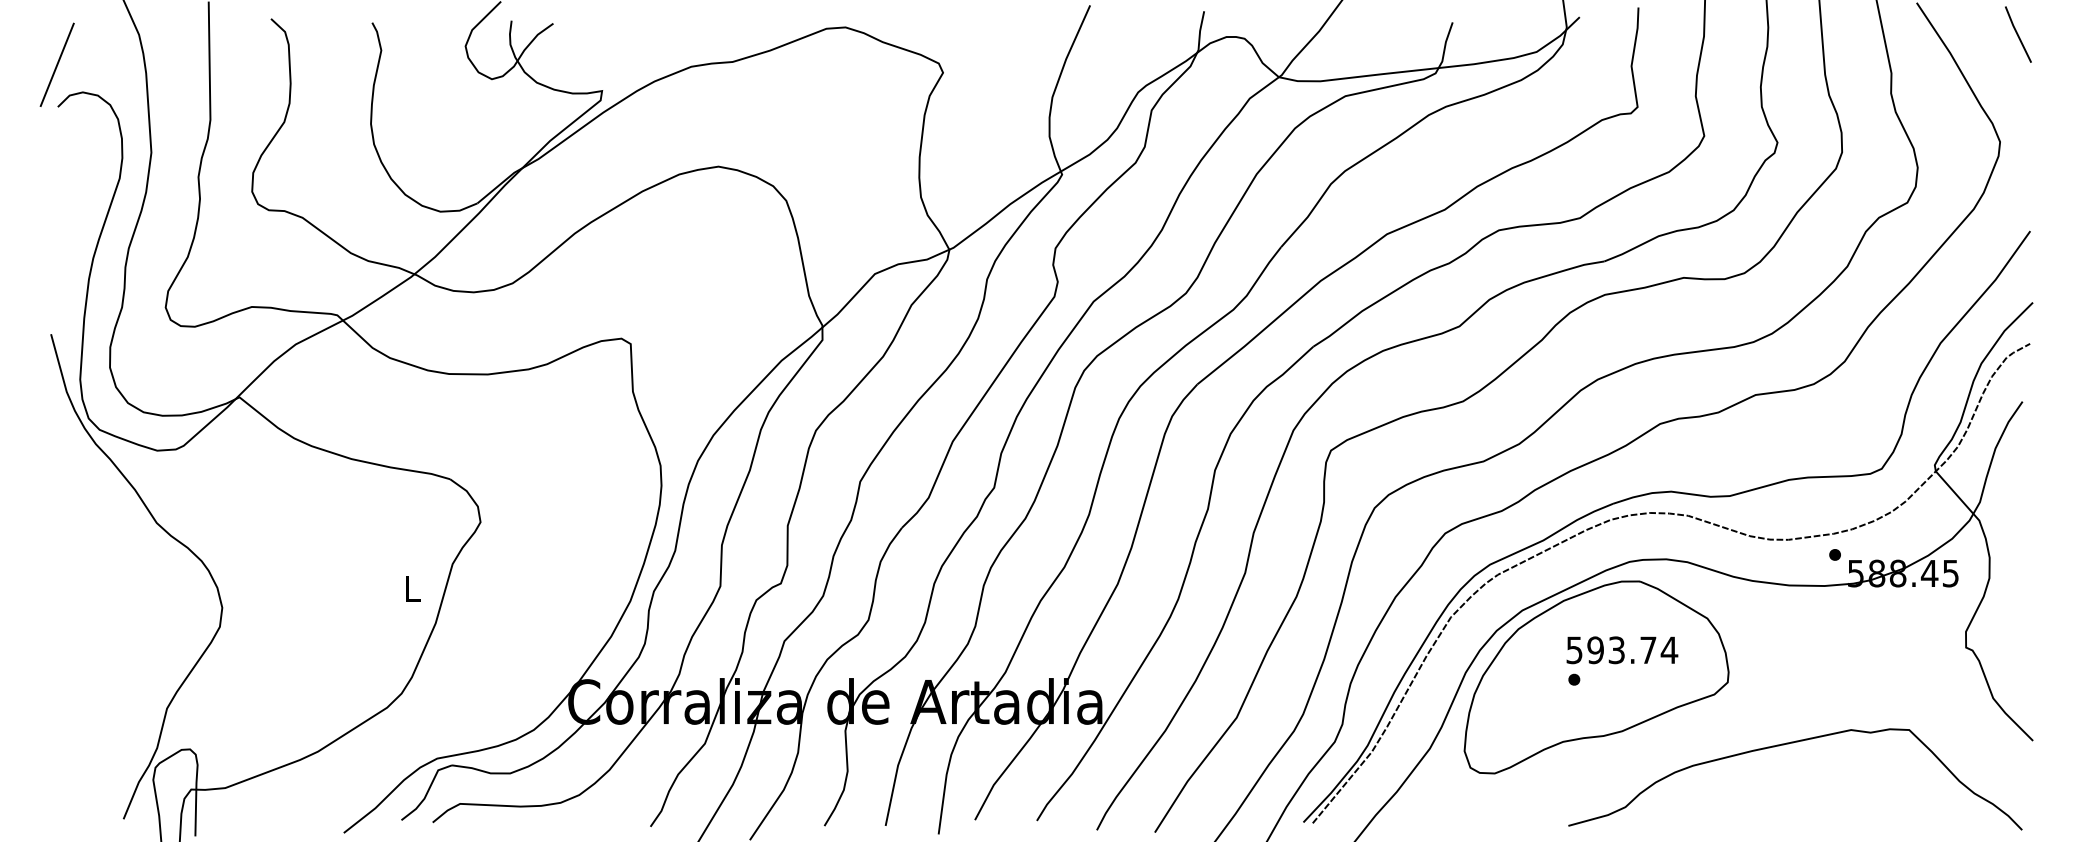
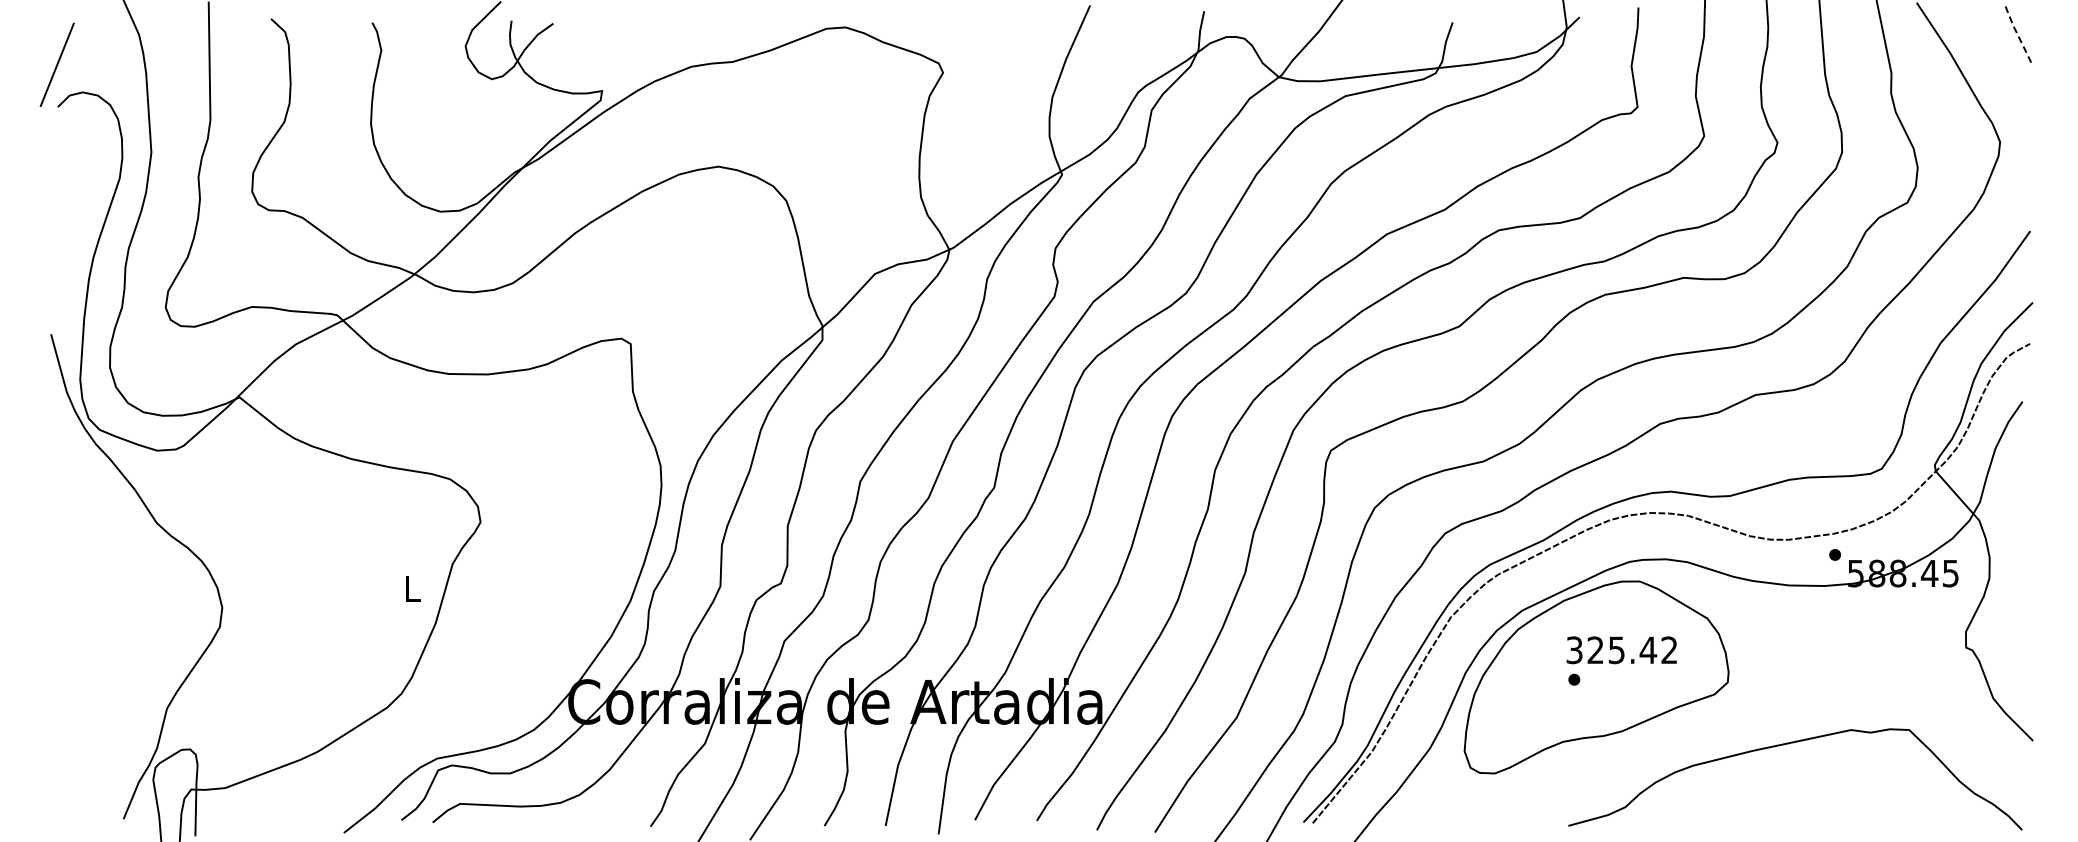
line: solid -> dashed (2017, 34)
text: 593.74 -> 325.42 (1622, 650)
